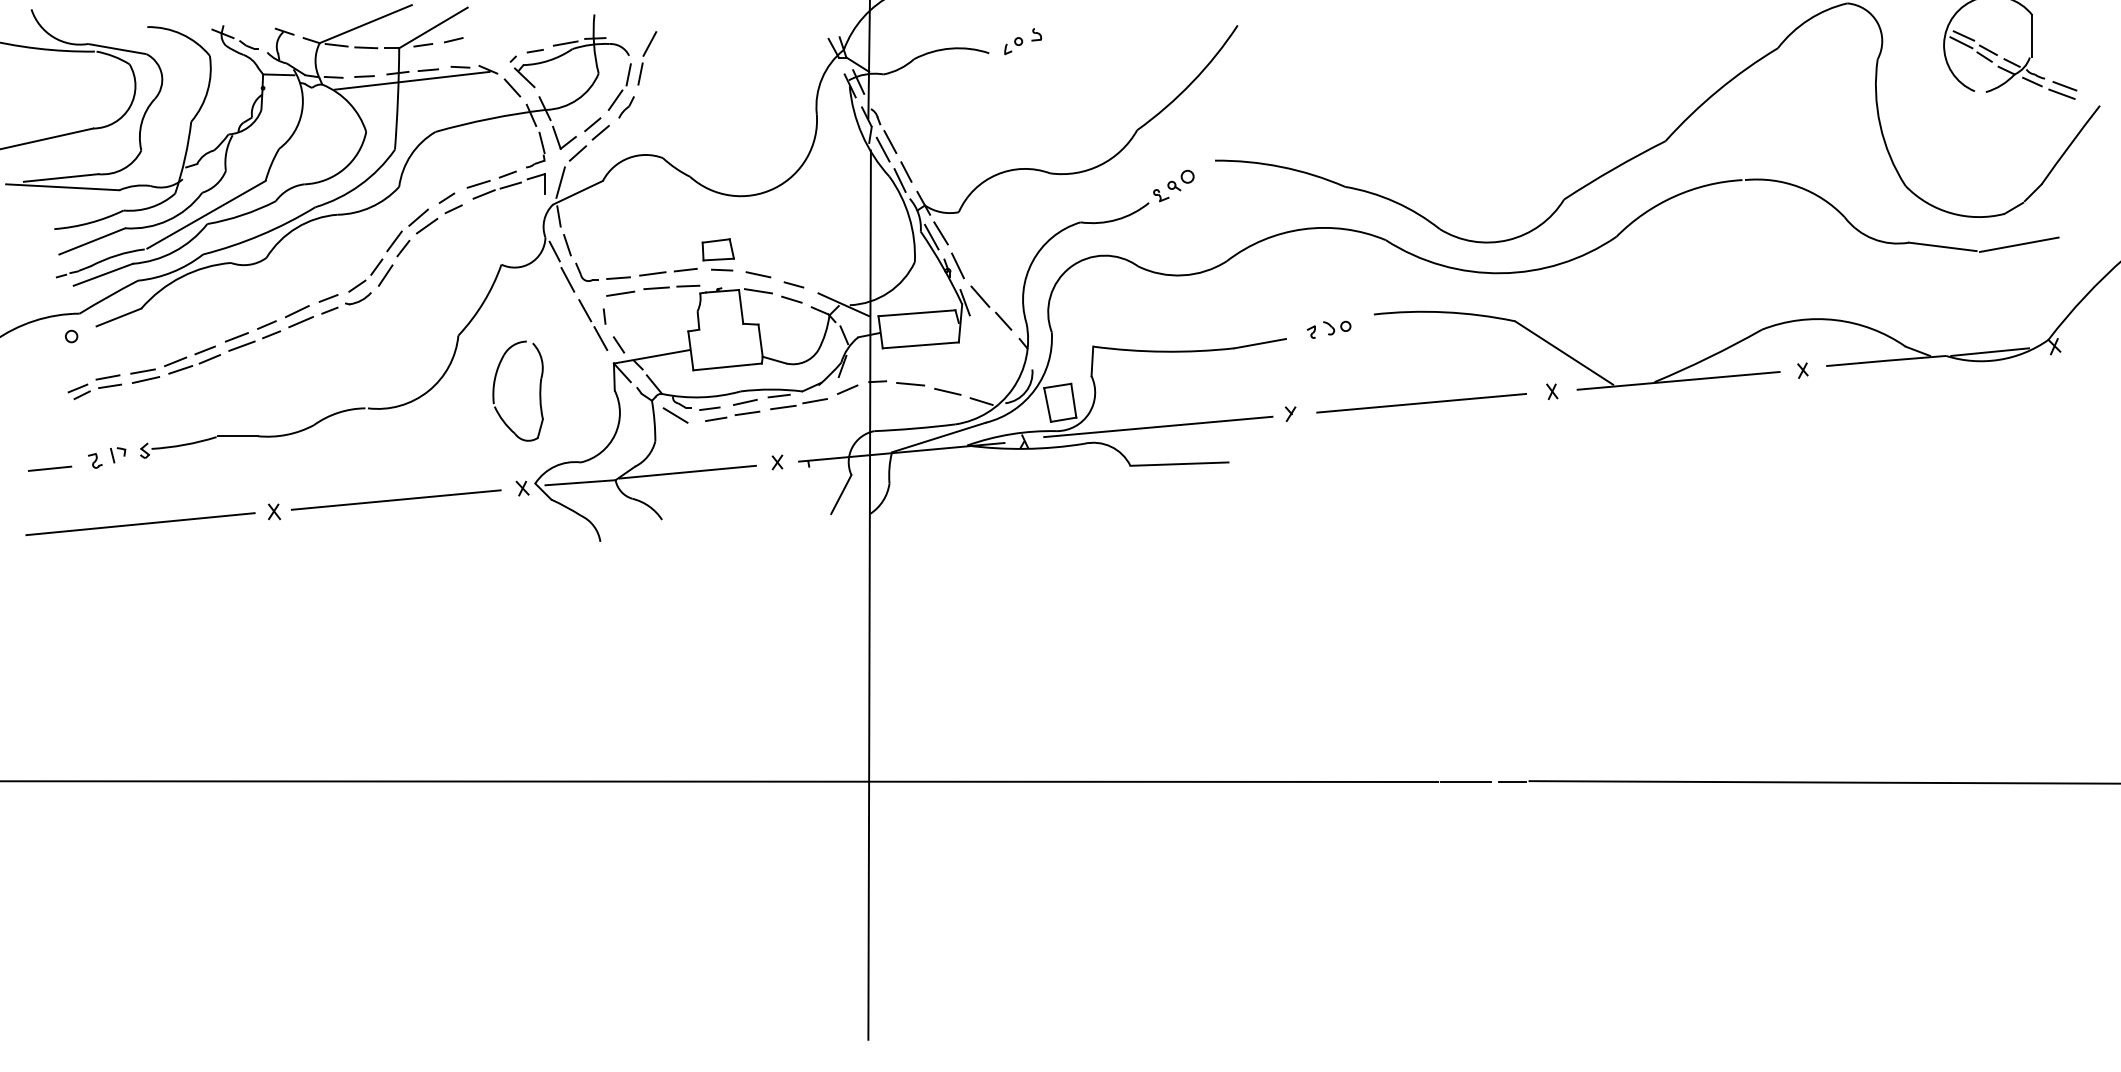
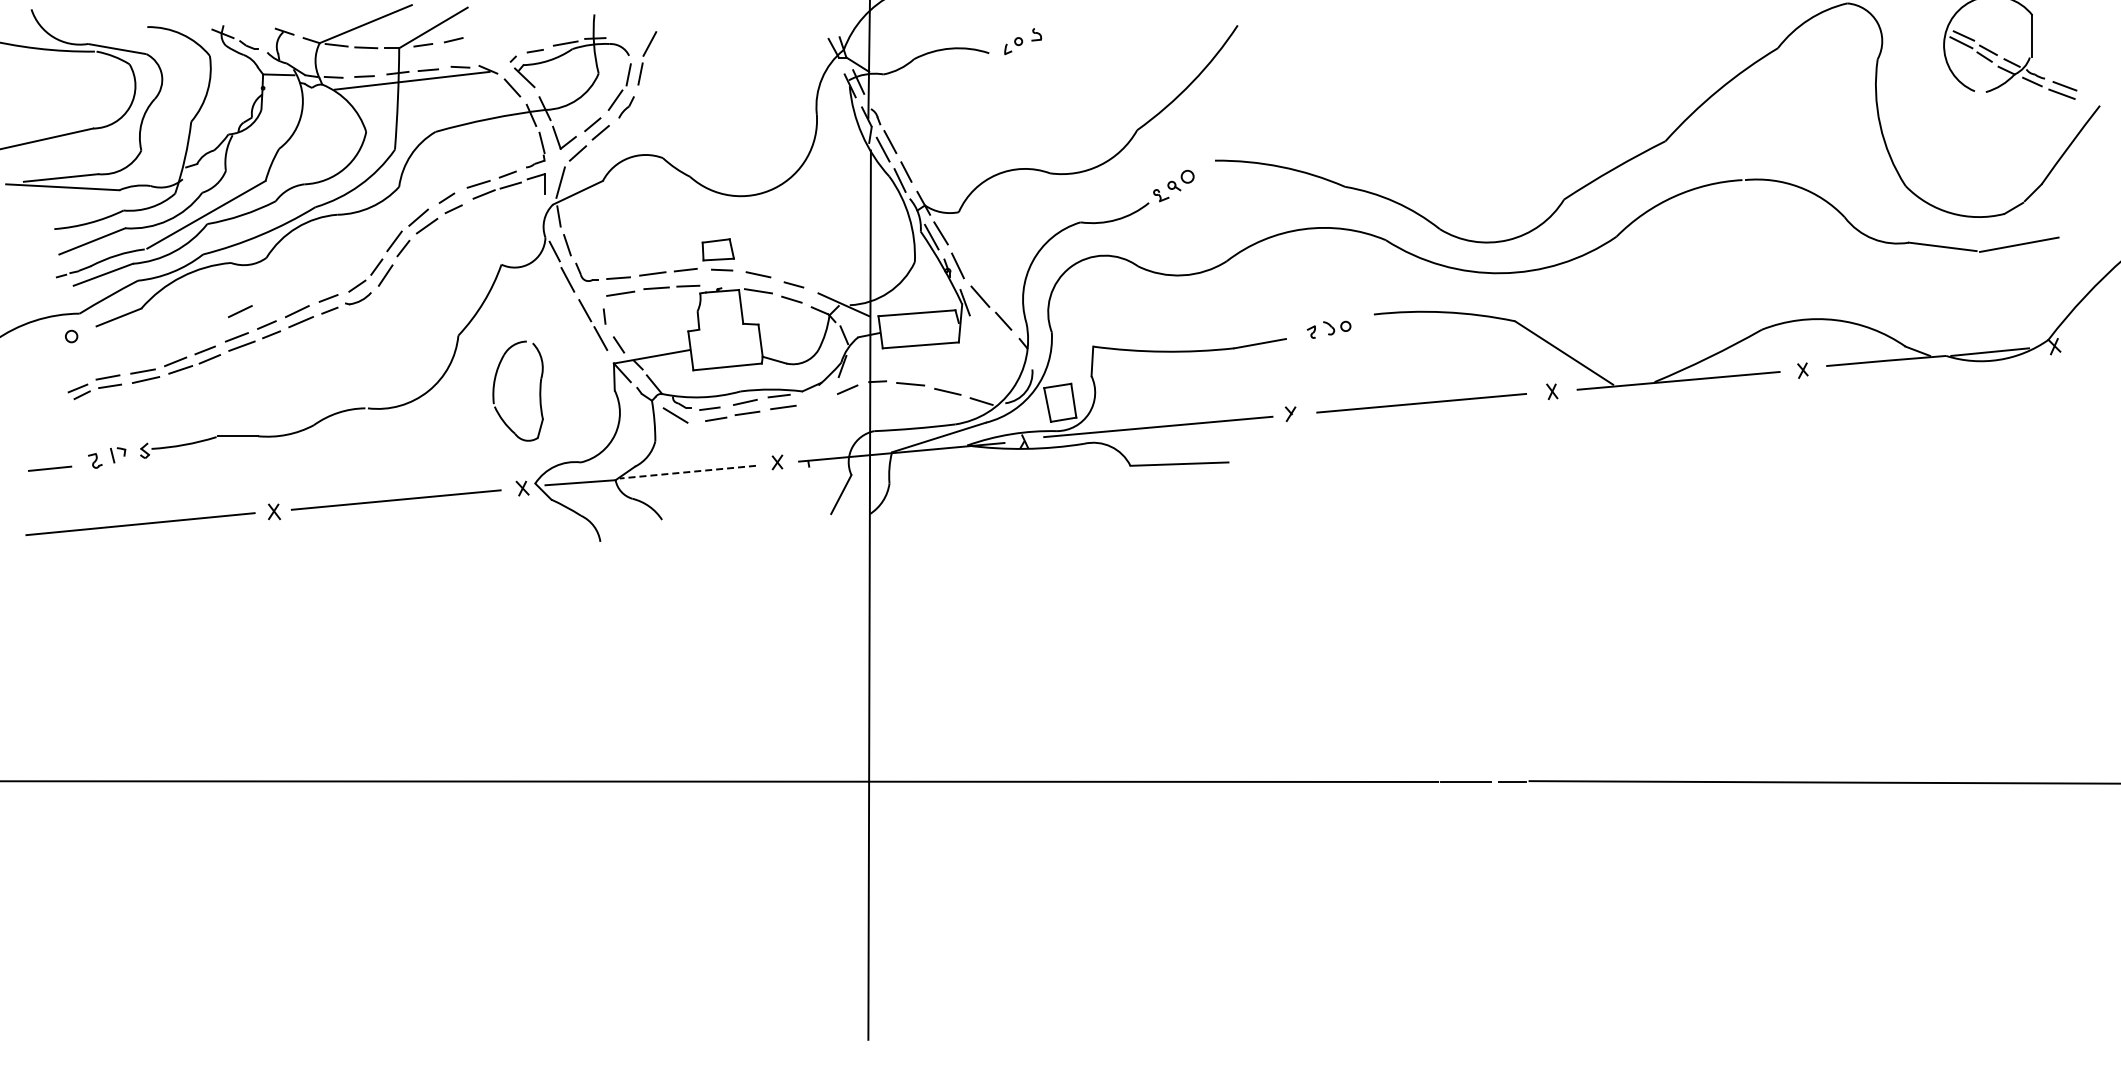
line: none -> present (240, 311)
line: present -> none (814, 401)
line: solid -> dashed (687, 472)
